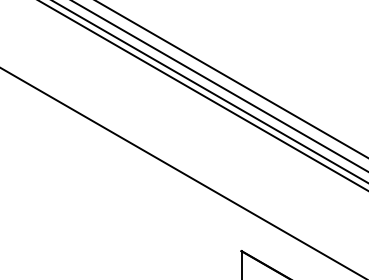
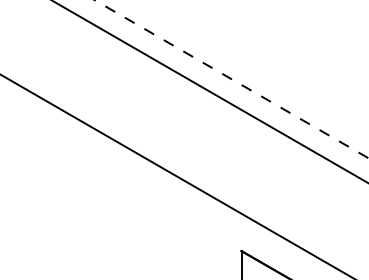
line: solid -> dashed (231, 79)
line: present -> none (219, 86)
line: present -> none (203, 95)
line position: (182, 172) -> (176, 175) (176, 175)
